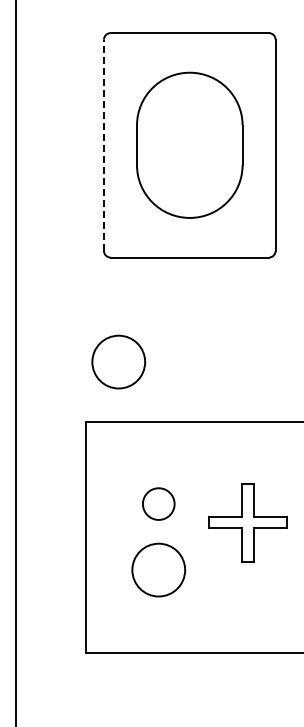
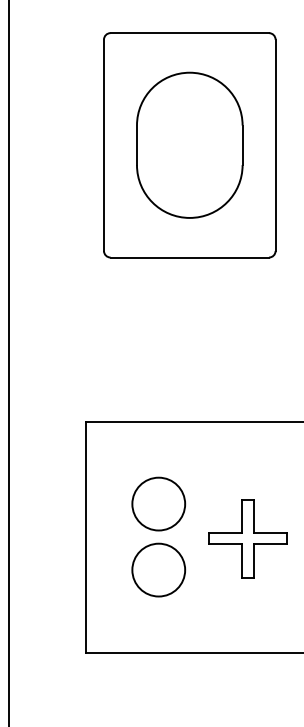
line: dashed -> solid (103, 145)
circle: present -> none (118, 361)
line position: (15, 362) -> (8, 362) (8, 362)
circle diameter: 32 px -> 53 px (158, 503)
part position: (247, 522) -> (247, 538) (247, 538)
